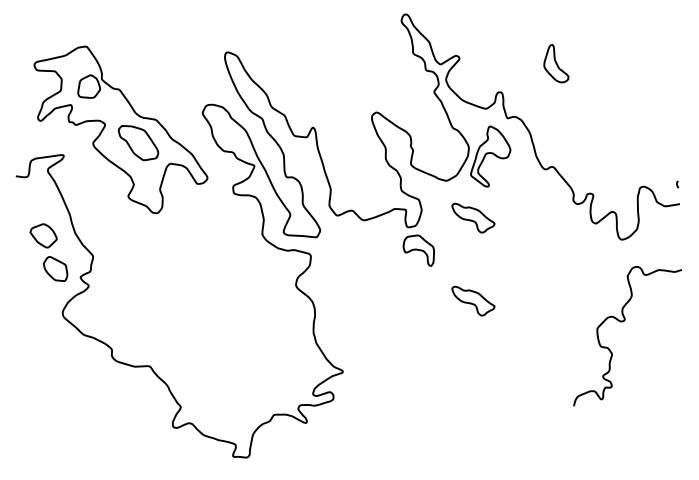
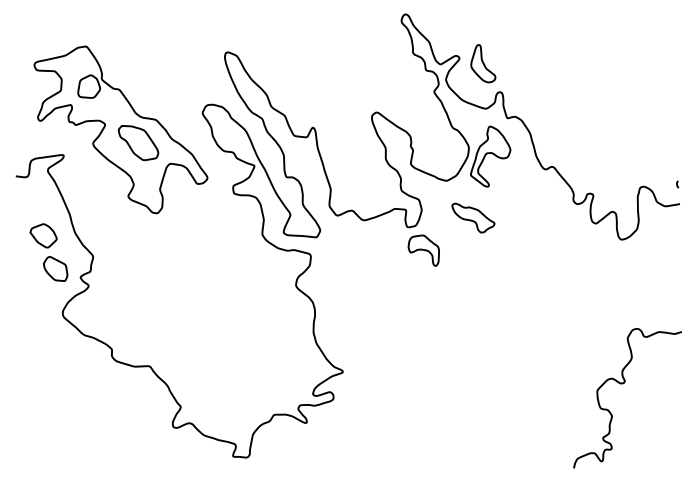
part position: (556, 63) -> (483, 63) (483, 63)
part position: (418, 250) -> (423, 250) (423, 250)
part: present -> none (473, 300)
curve position: (623, 322) -> (623, 384) (623, 384)
